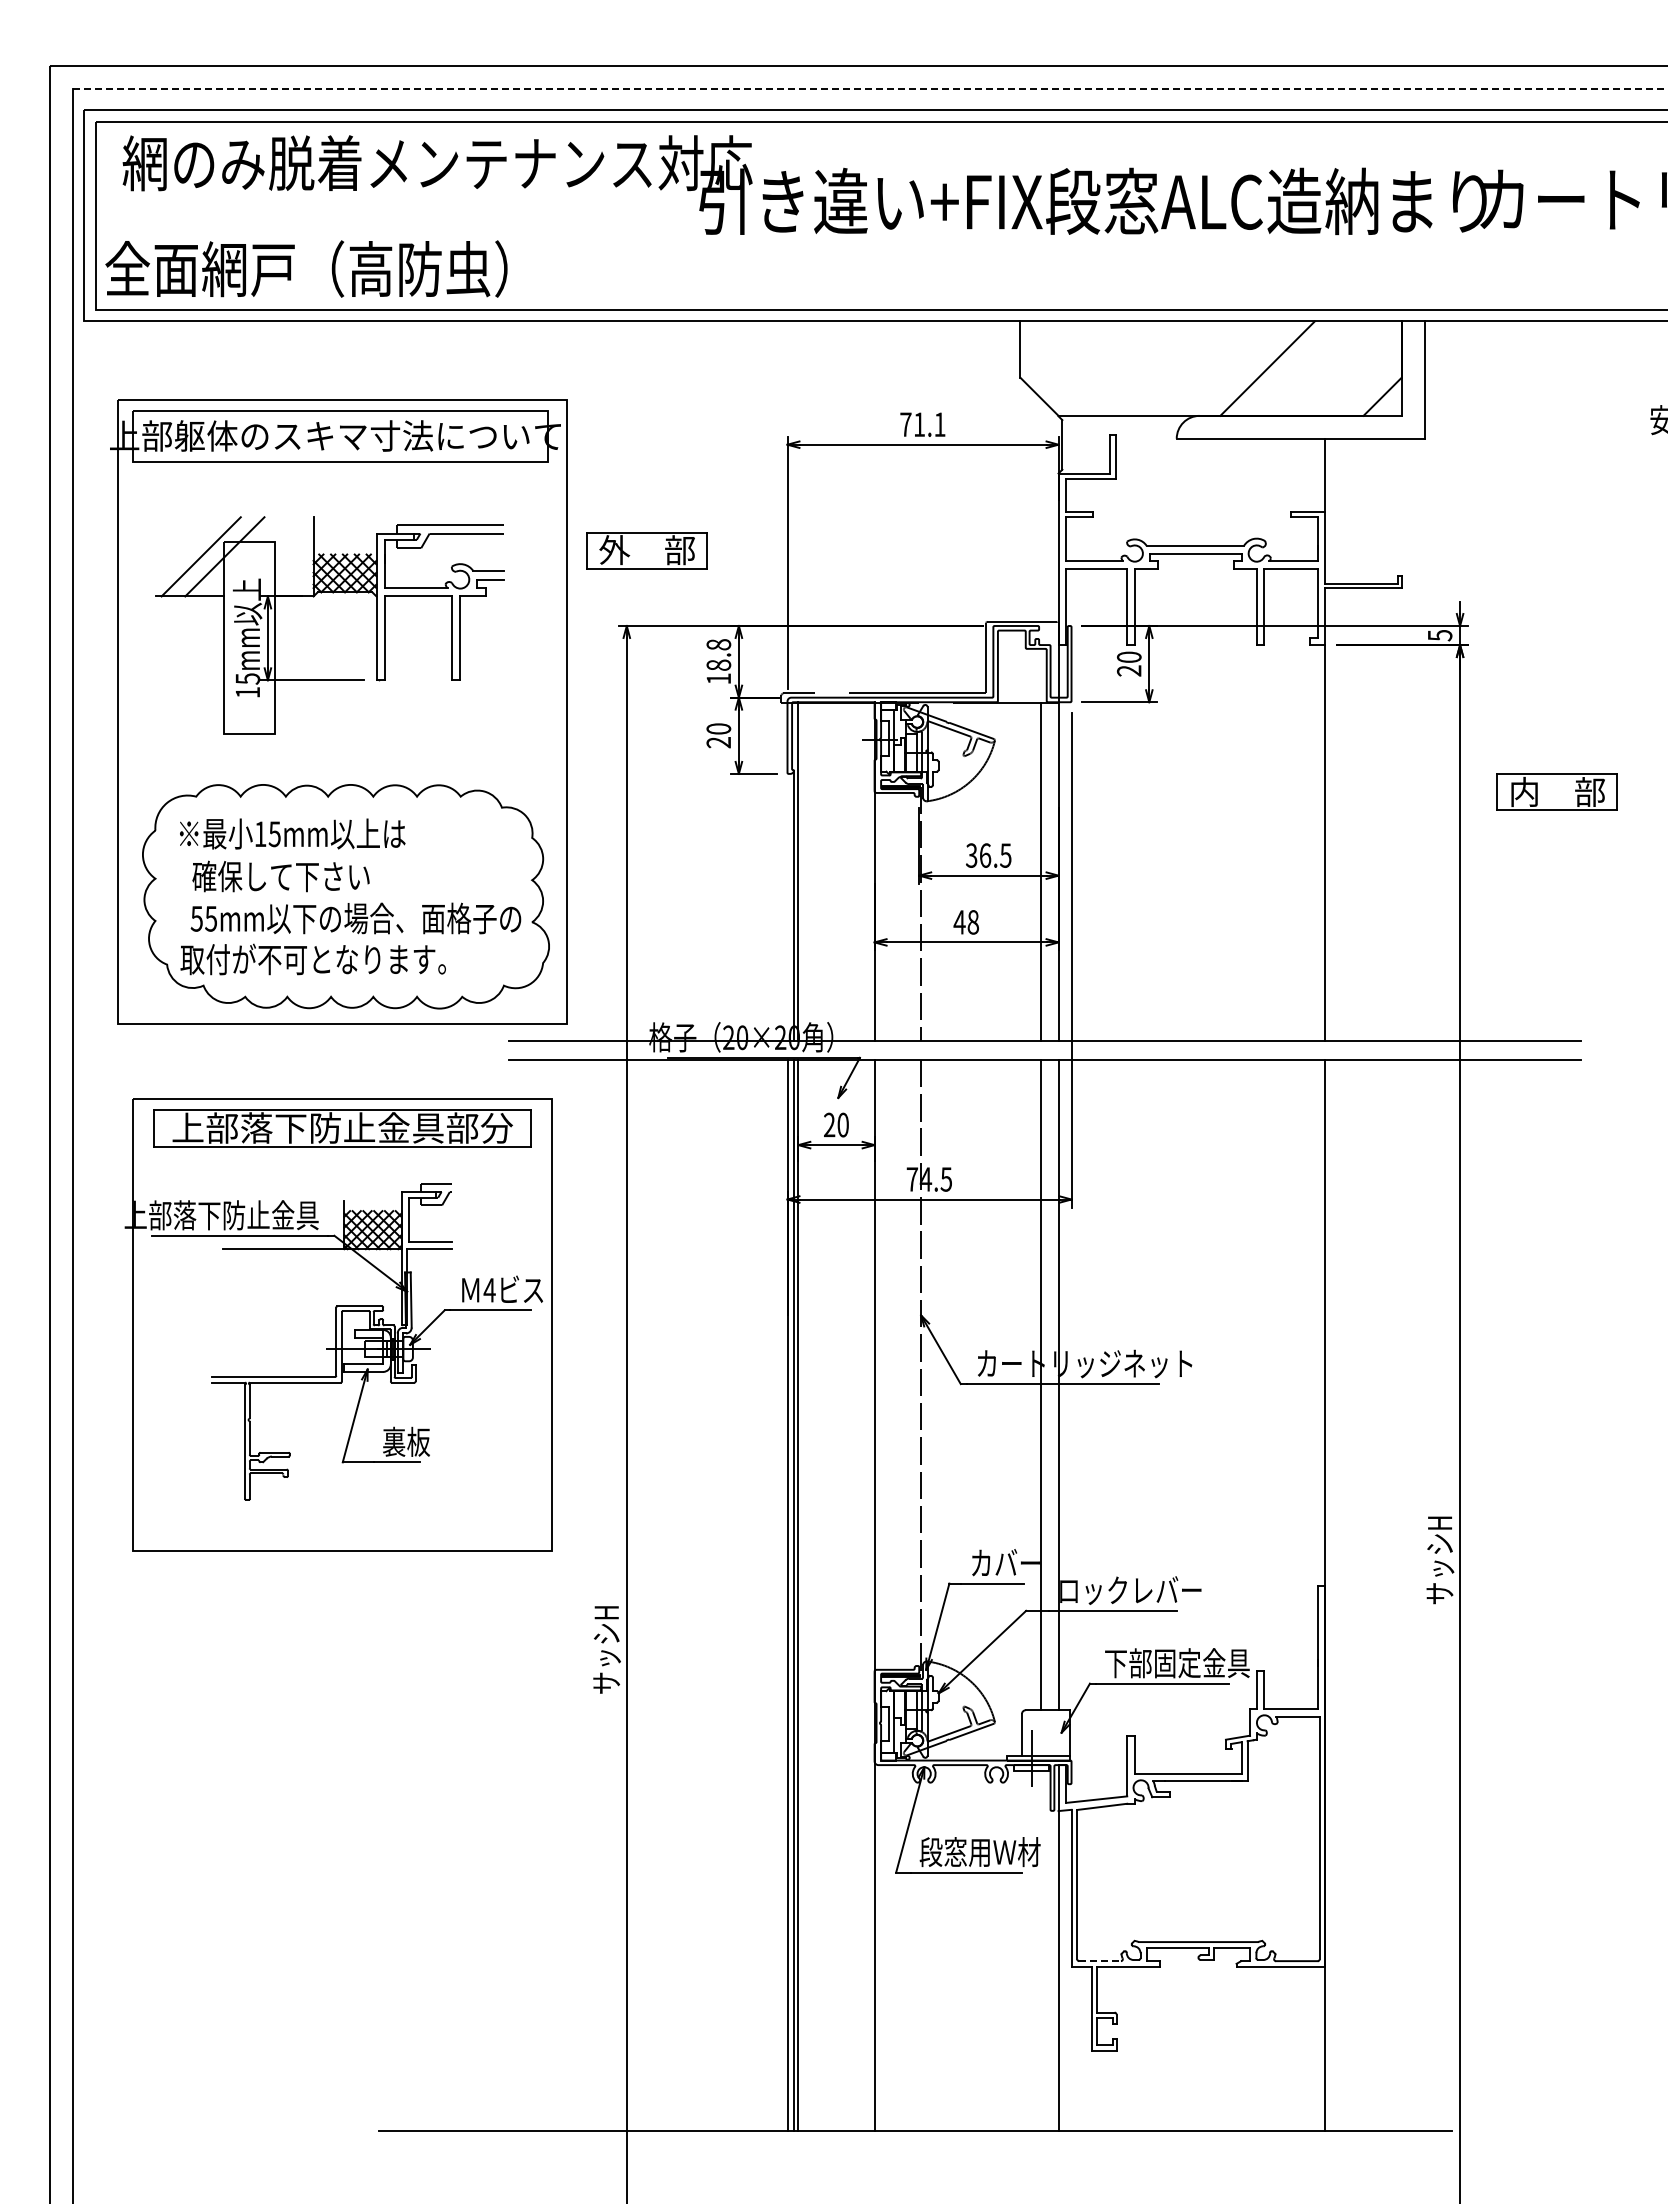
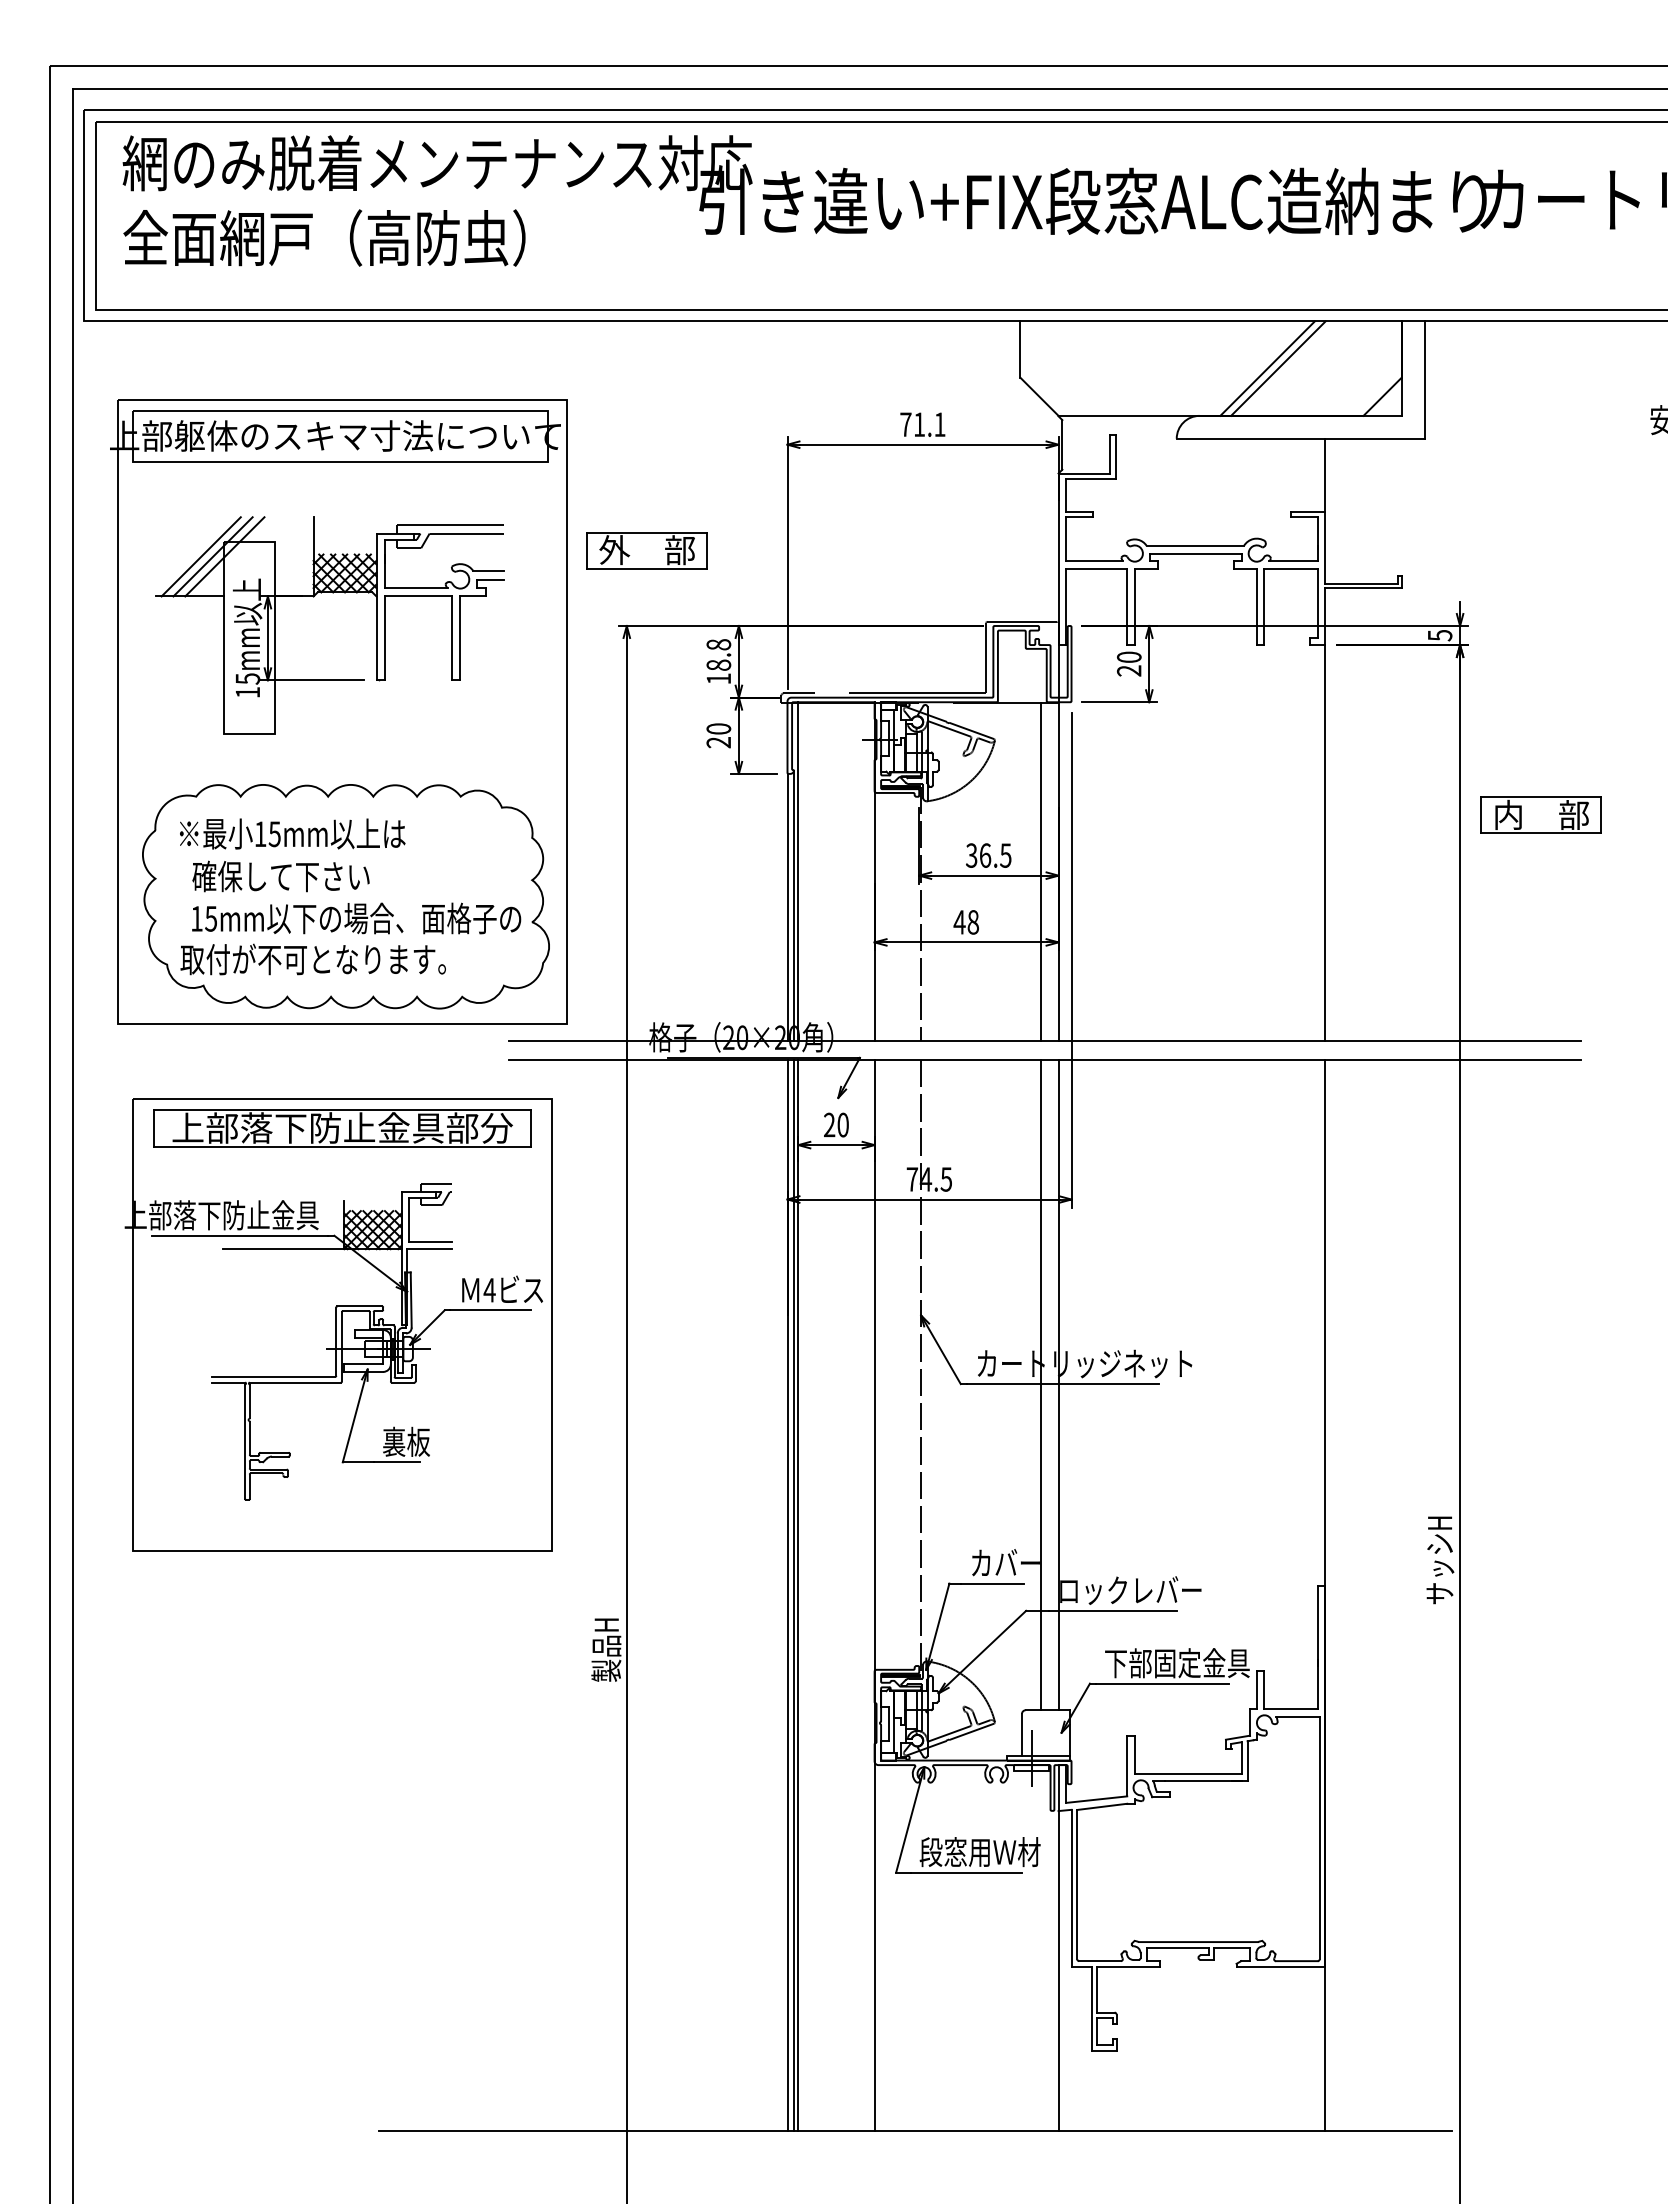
line: dashed -> solid (870, 88)
text position: (306, 268) -> (324, 237) (324, 237)
line: none -> present (1278, 368)
line: none -> present (212, 556)
part position: (1556, 791) -> (1540, 814) (1540, 814)
line: none -> present (787, 906)
text: 55mm -> 15mm (196, 918)
text: サッシH -> 製品H (606, 1649)
line: dashed -> solid (1100, 1961)
